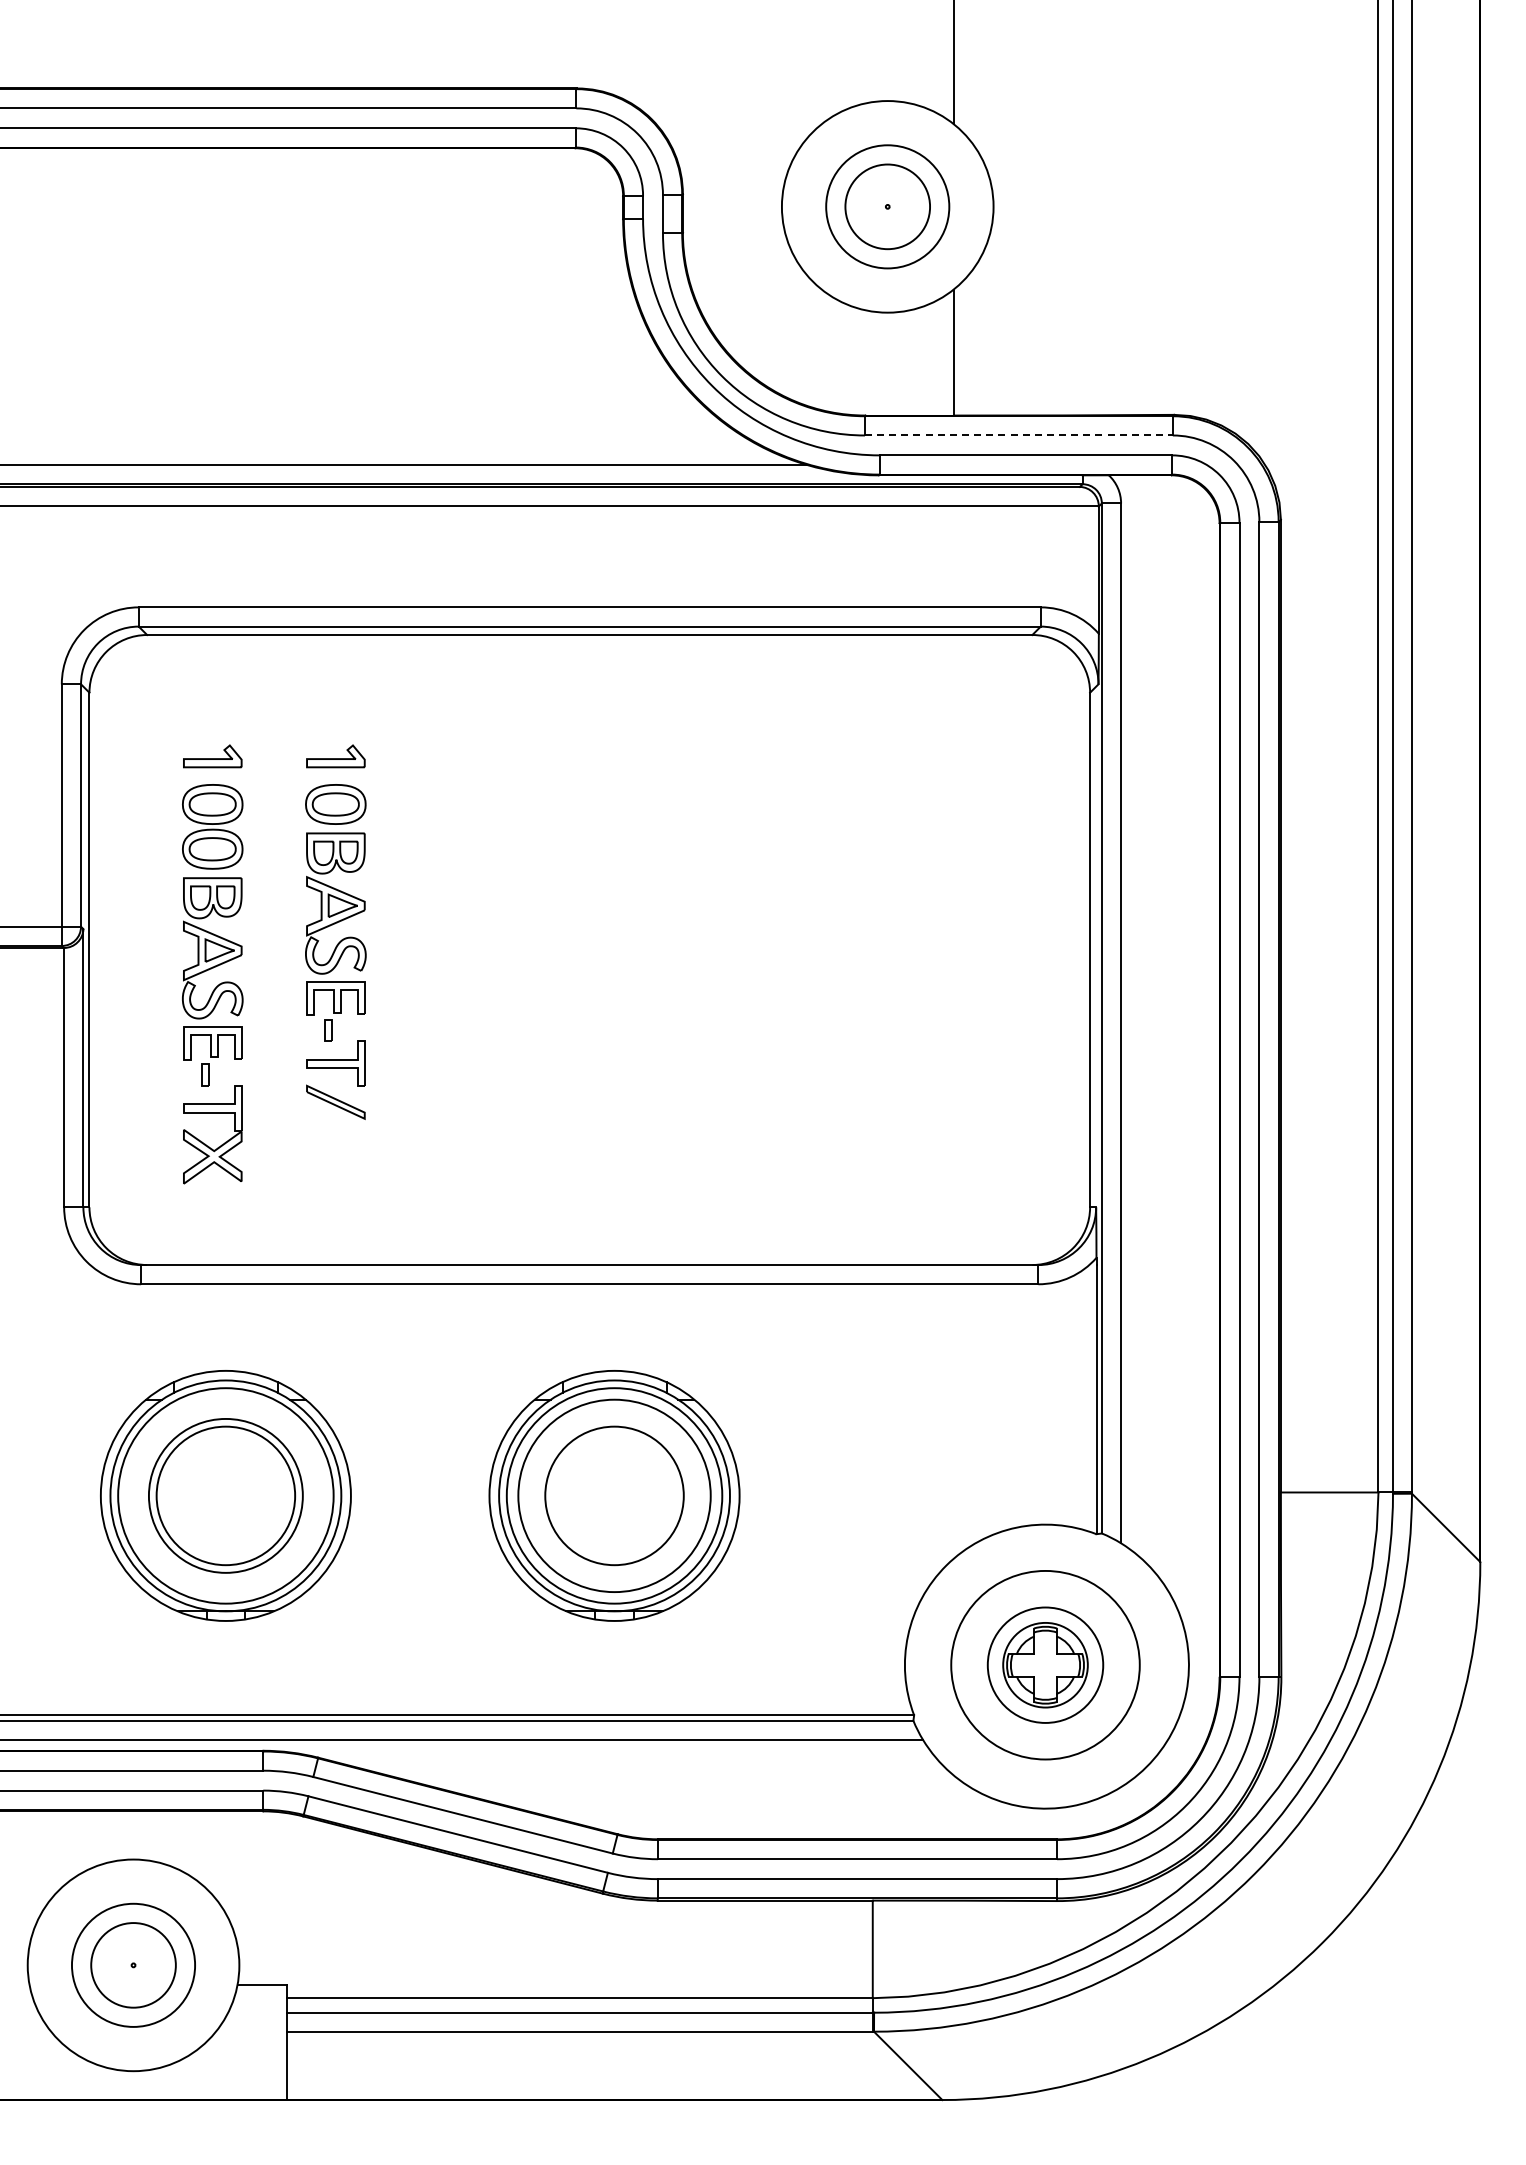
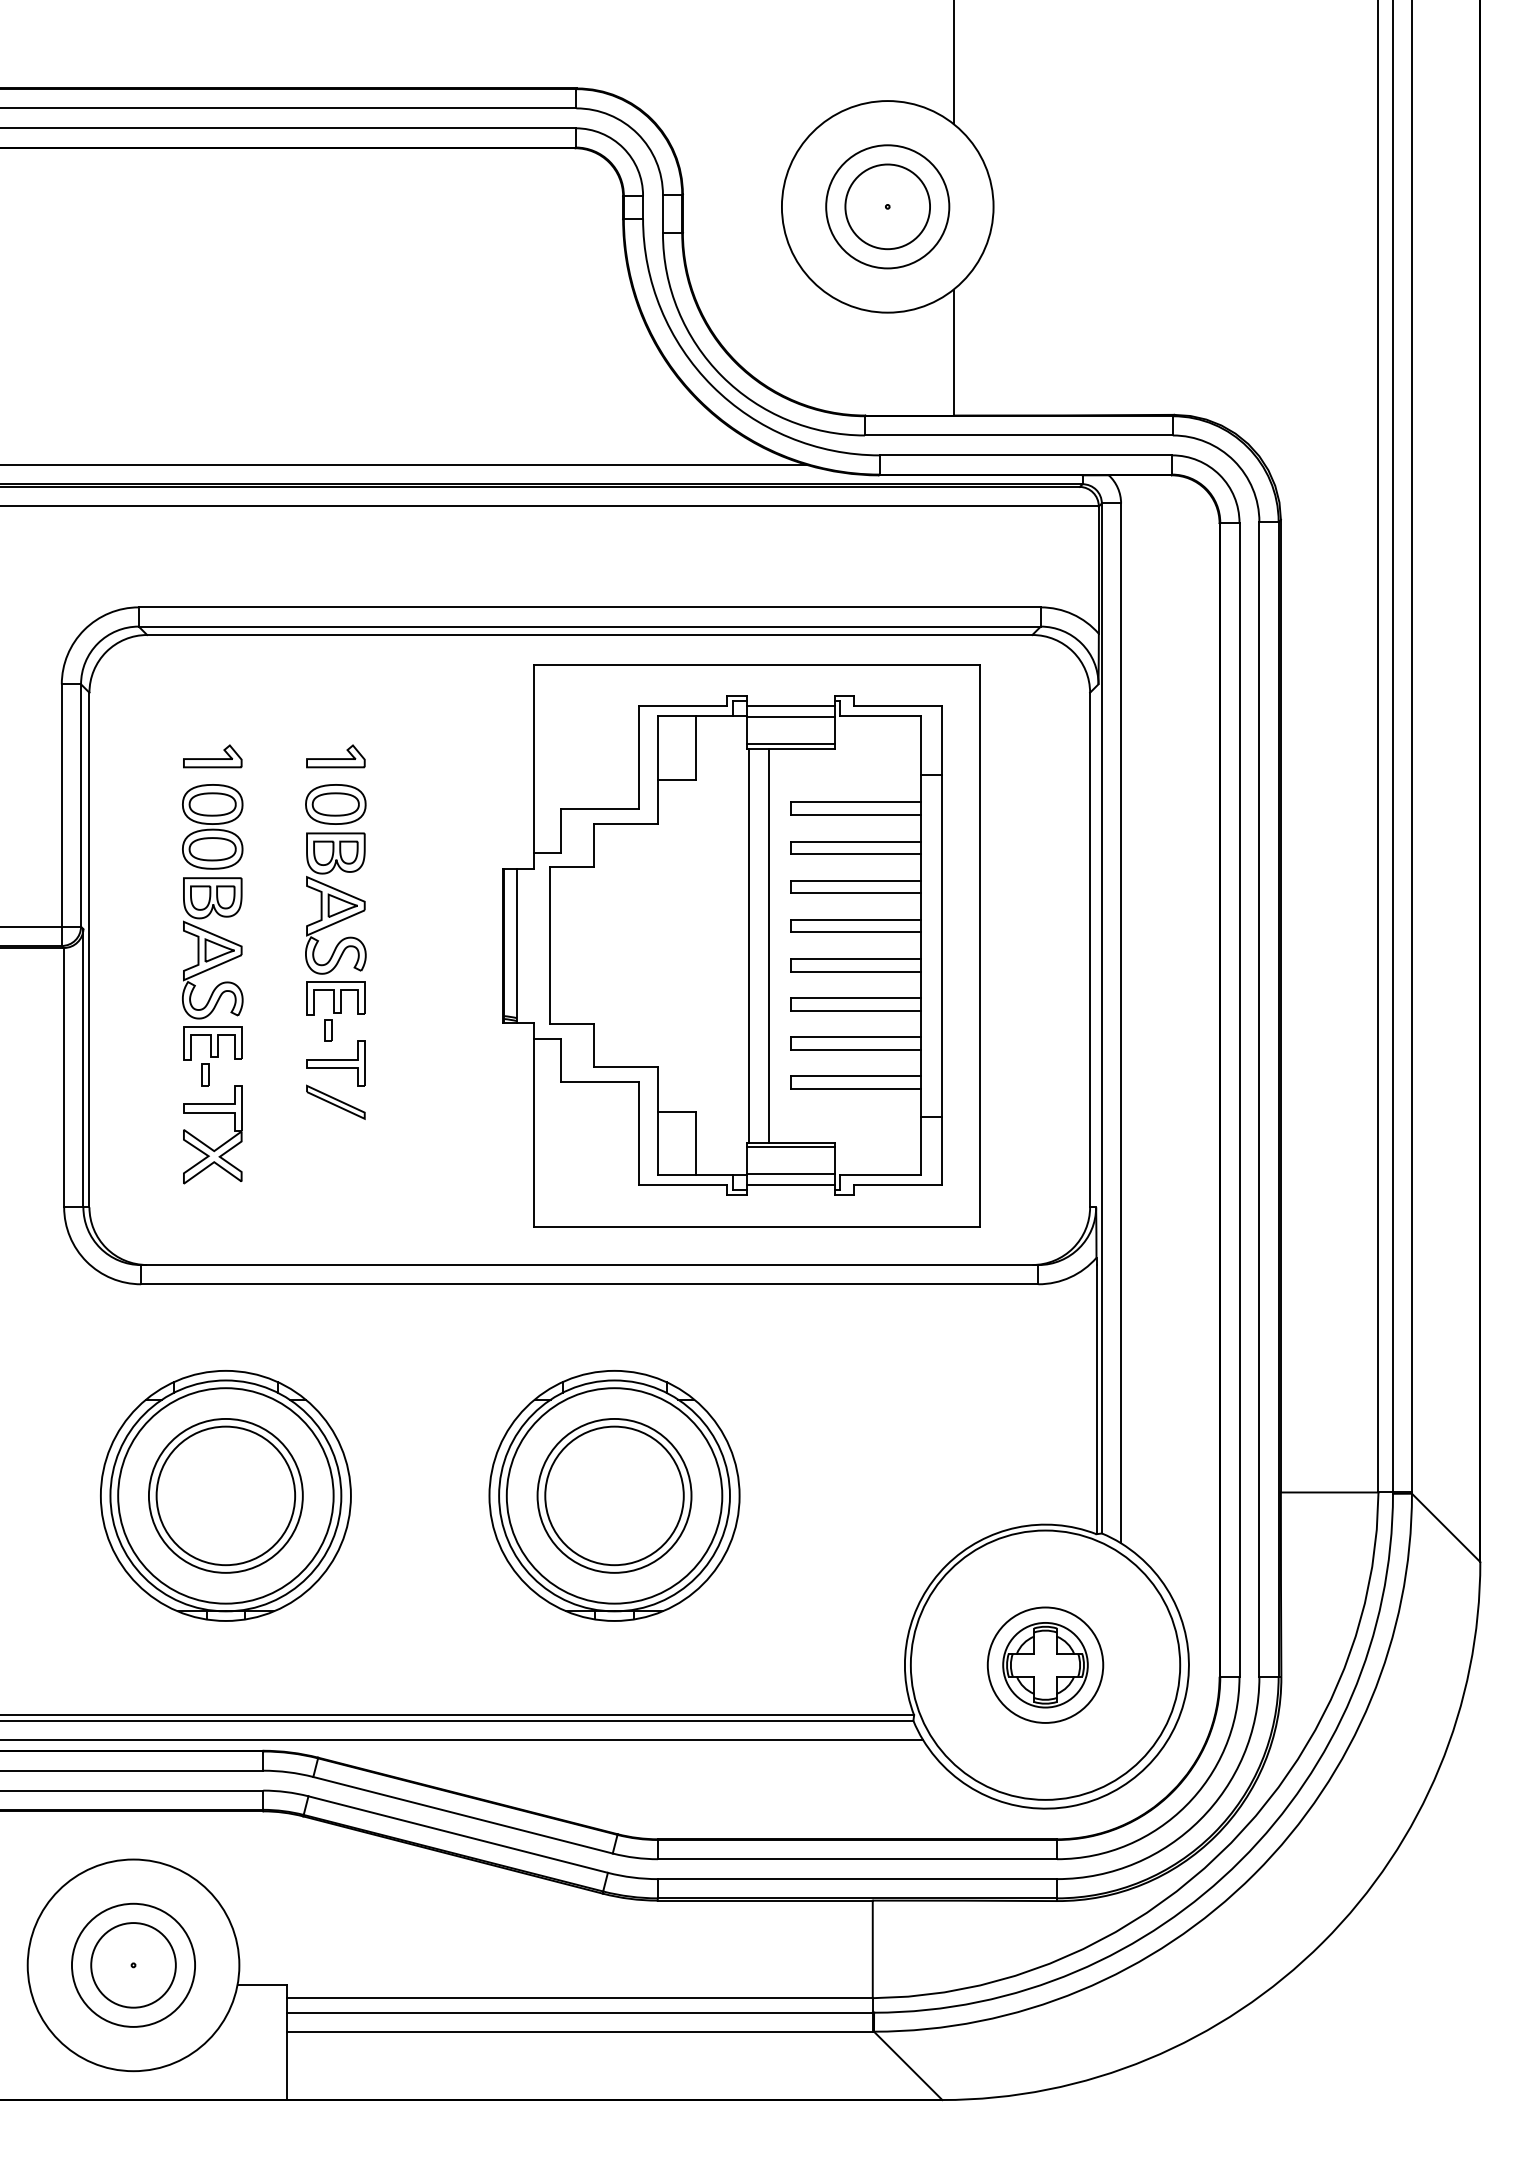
line: dashed -> solid (1018, 435)
part: none -> present (741, 945)
circle diameter: 192 px -> 154 px (614, 1495)
circle diameter: 189 px -> 269 px (1045, 1664)
